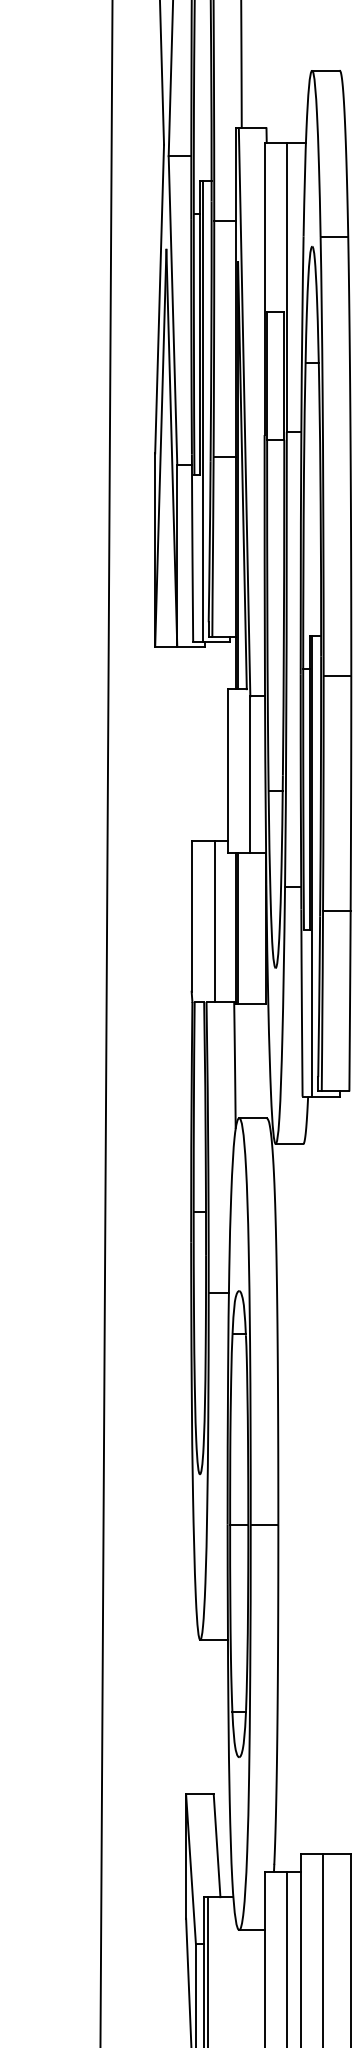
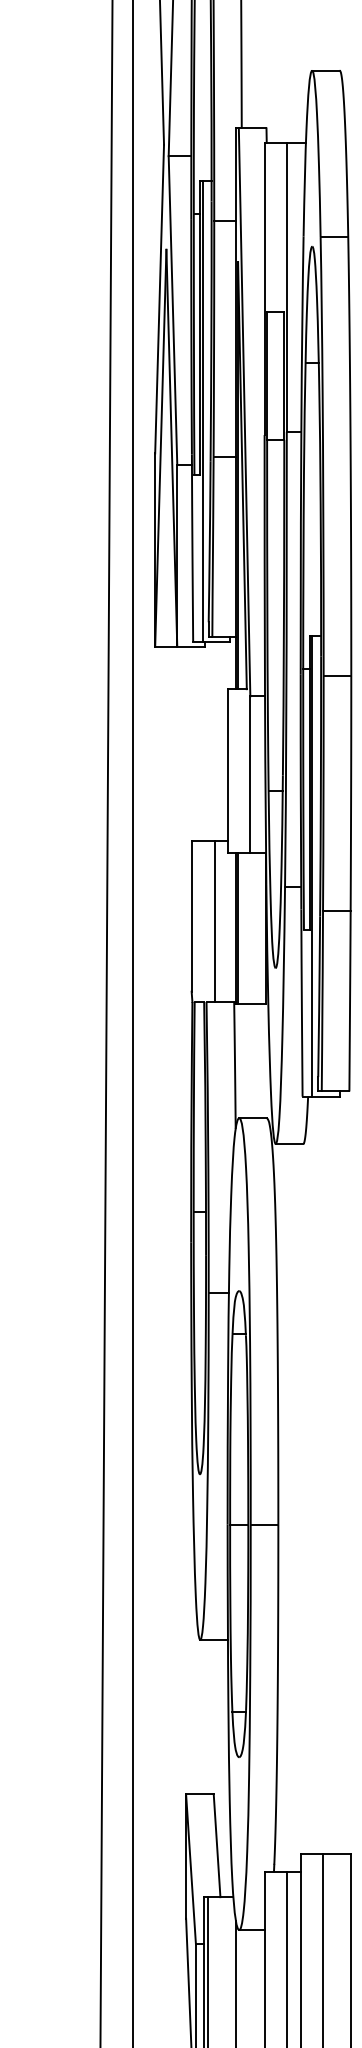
line: none -> present (133, 1023)
line: none -> present (235, 1982)
